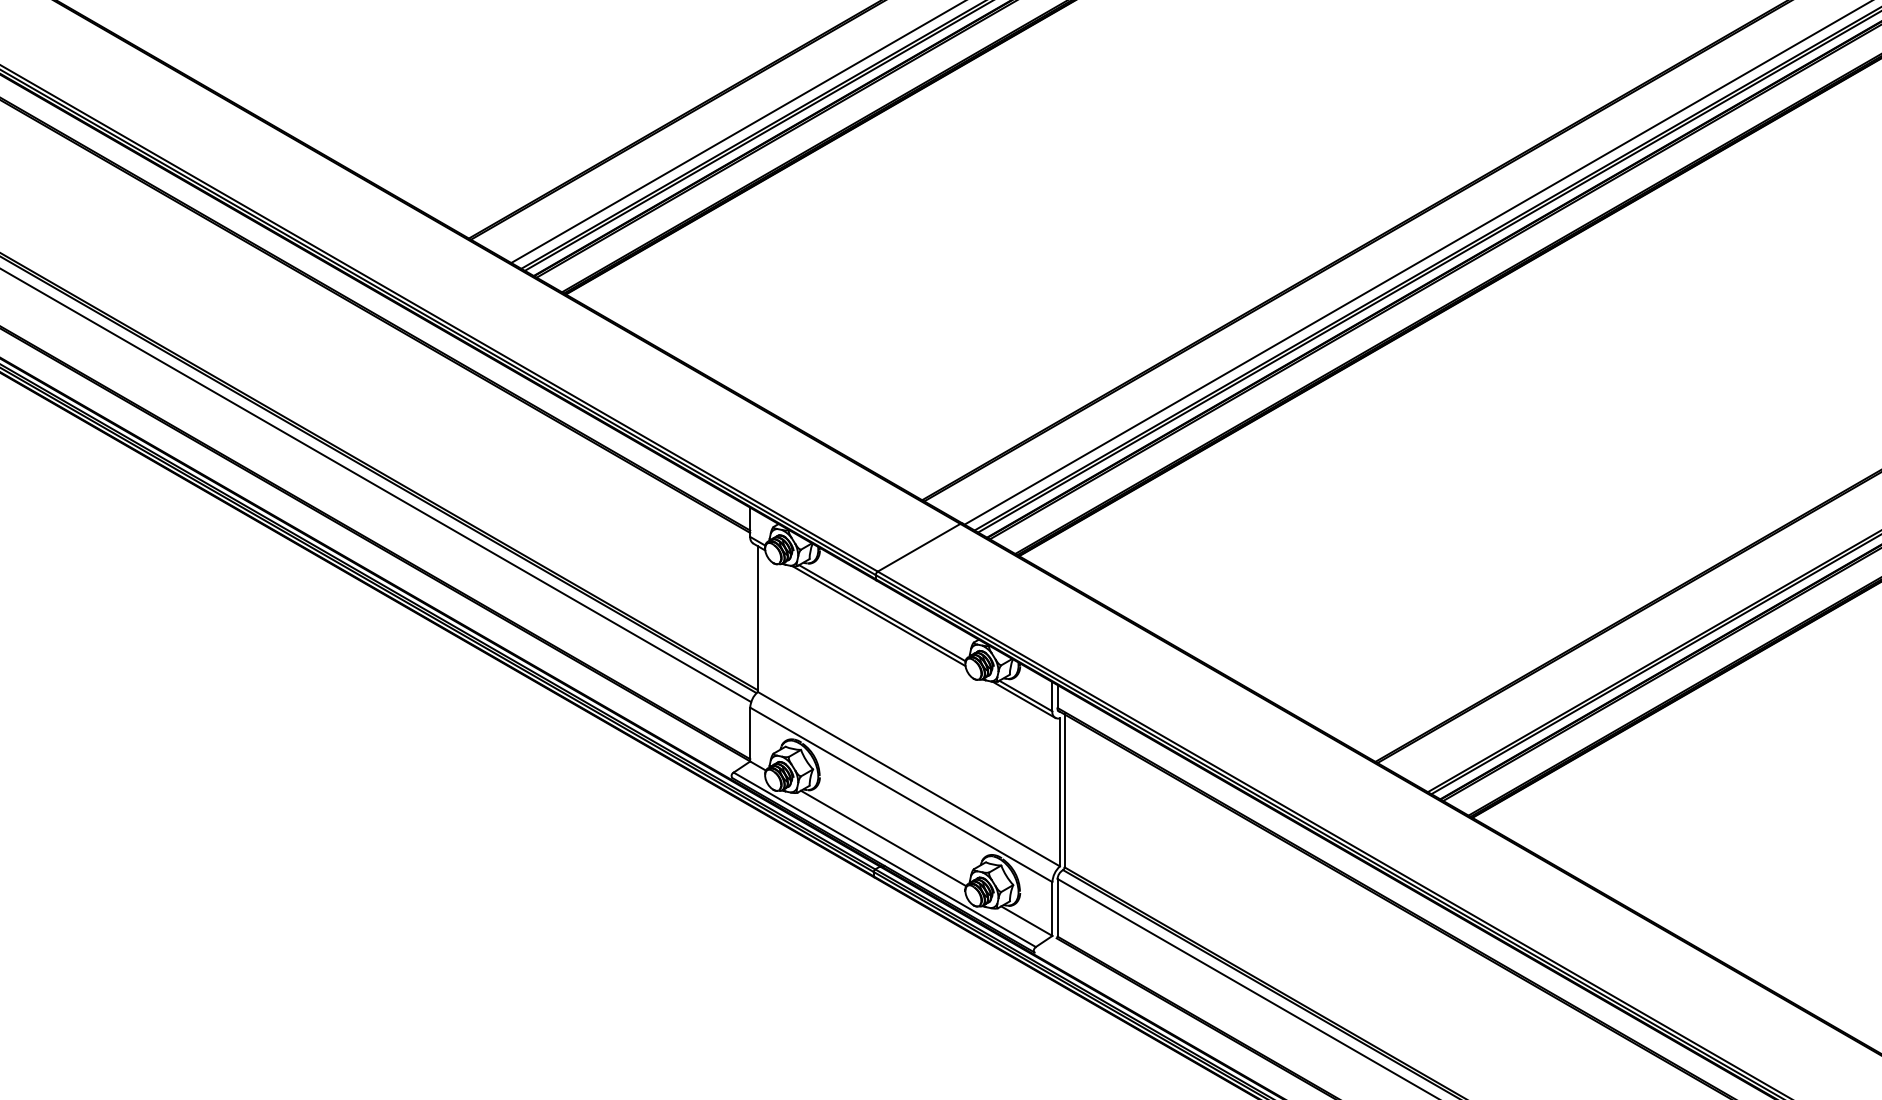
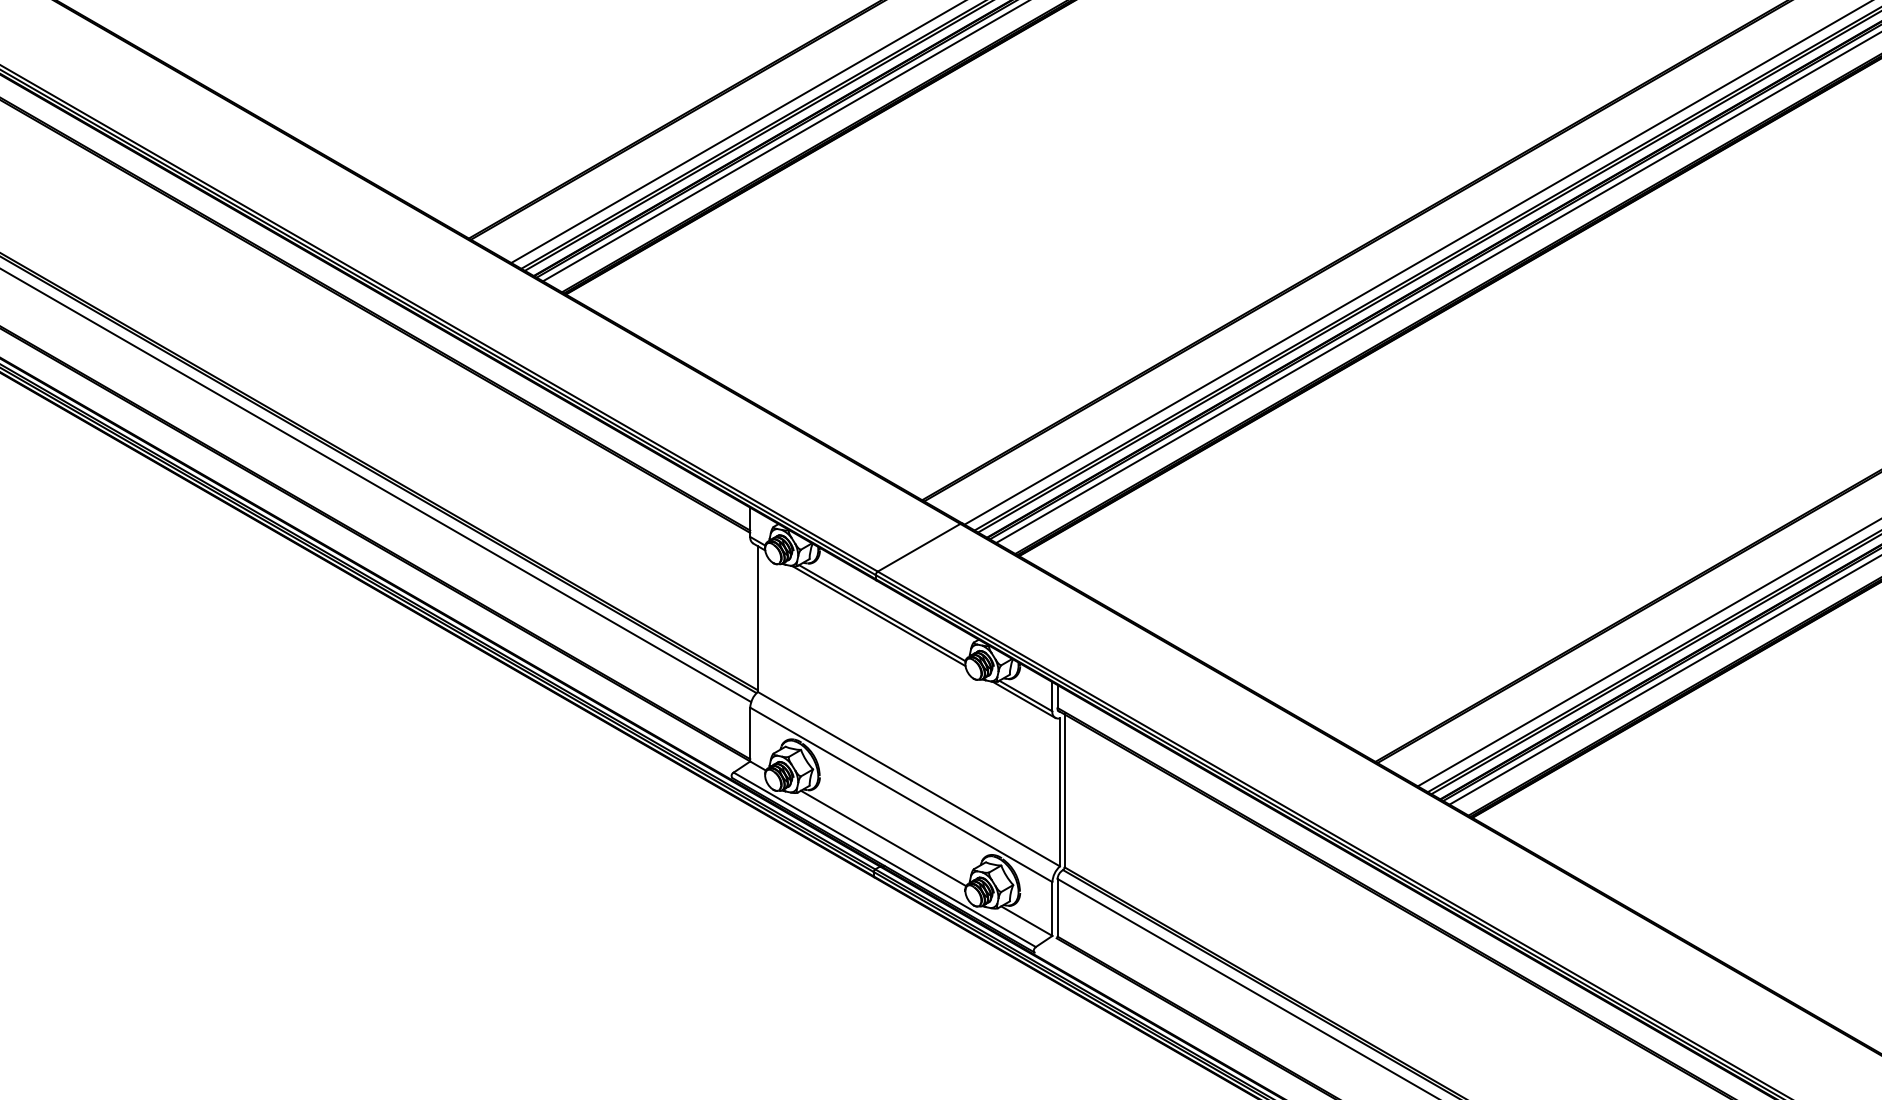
line: none -> present (784, 141)
line: none -> present (1437, 287)
line: none -> present (1647, 653)
line: none -> present (1663, 680)
